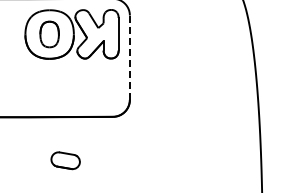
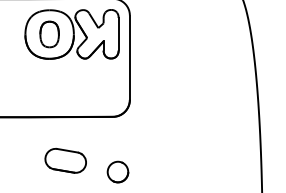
line: dashed -> solid (129, 57)
part size: 31x20 px -> 43x27 px (65, 160)
part: none -> present (117, 171)
